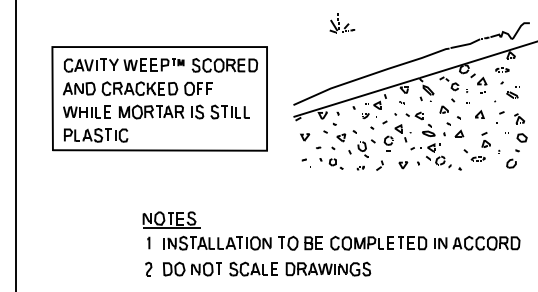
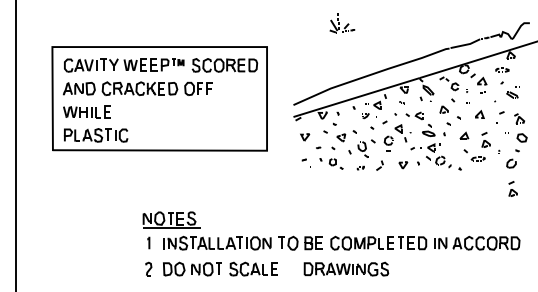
part: present -> none (183, 111)
part position: (459, 133) -> (464, 135) (464, 135)
part: none -> present (512, 188)
part position: (328, 268) -> (346, 268) (346, 268)
